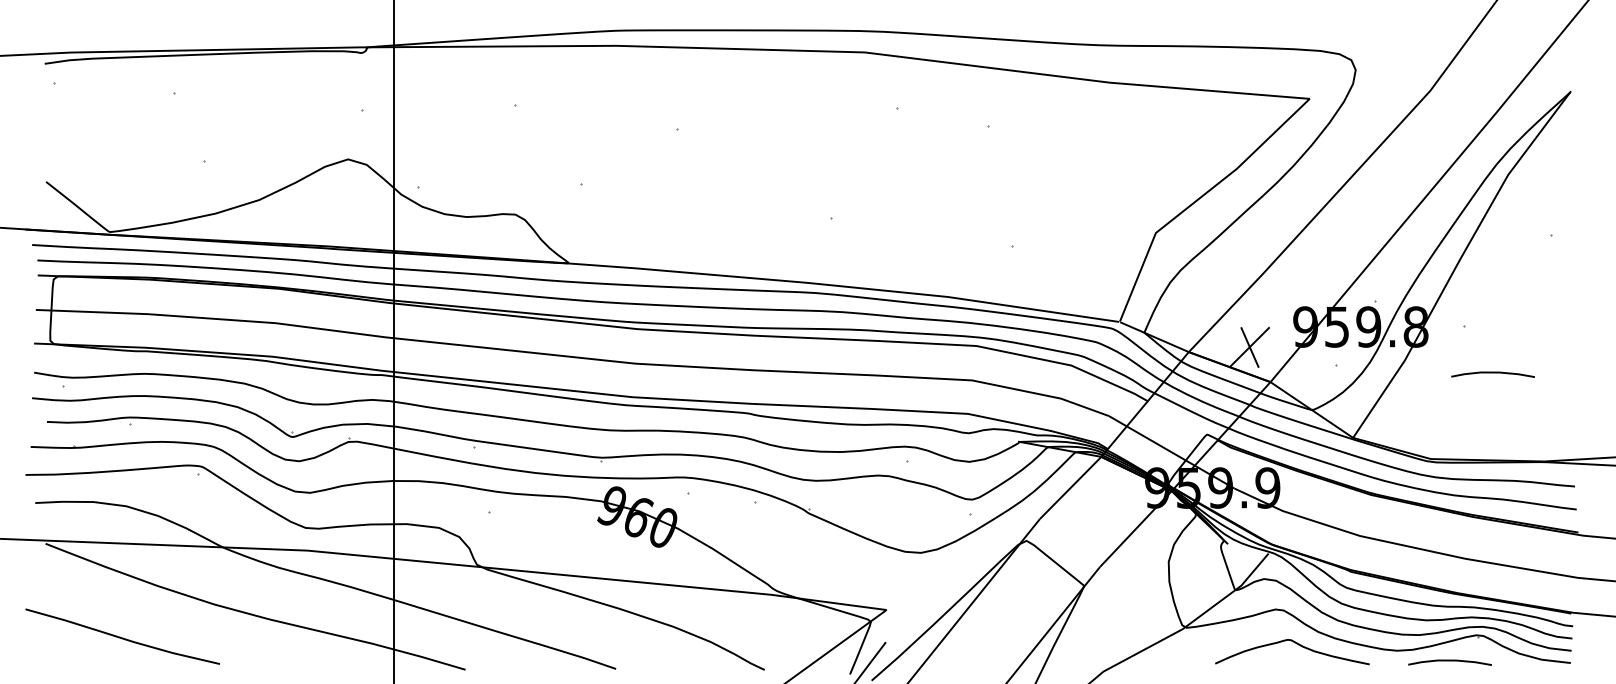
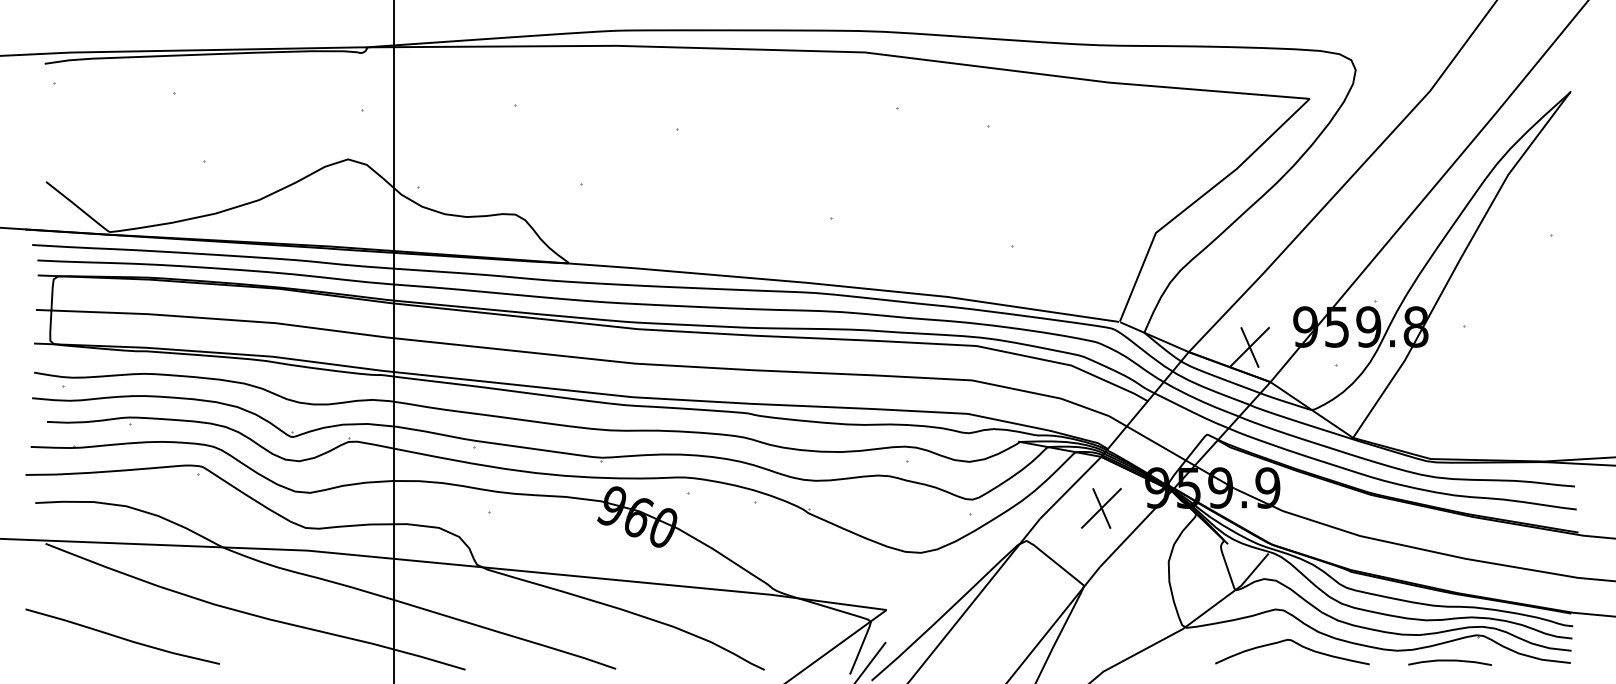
curve: present -> none (1492, 373)
part: none -> present (1101, 508)
